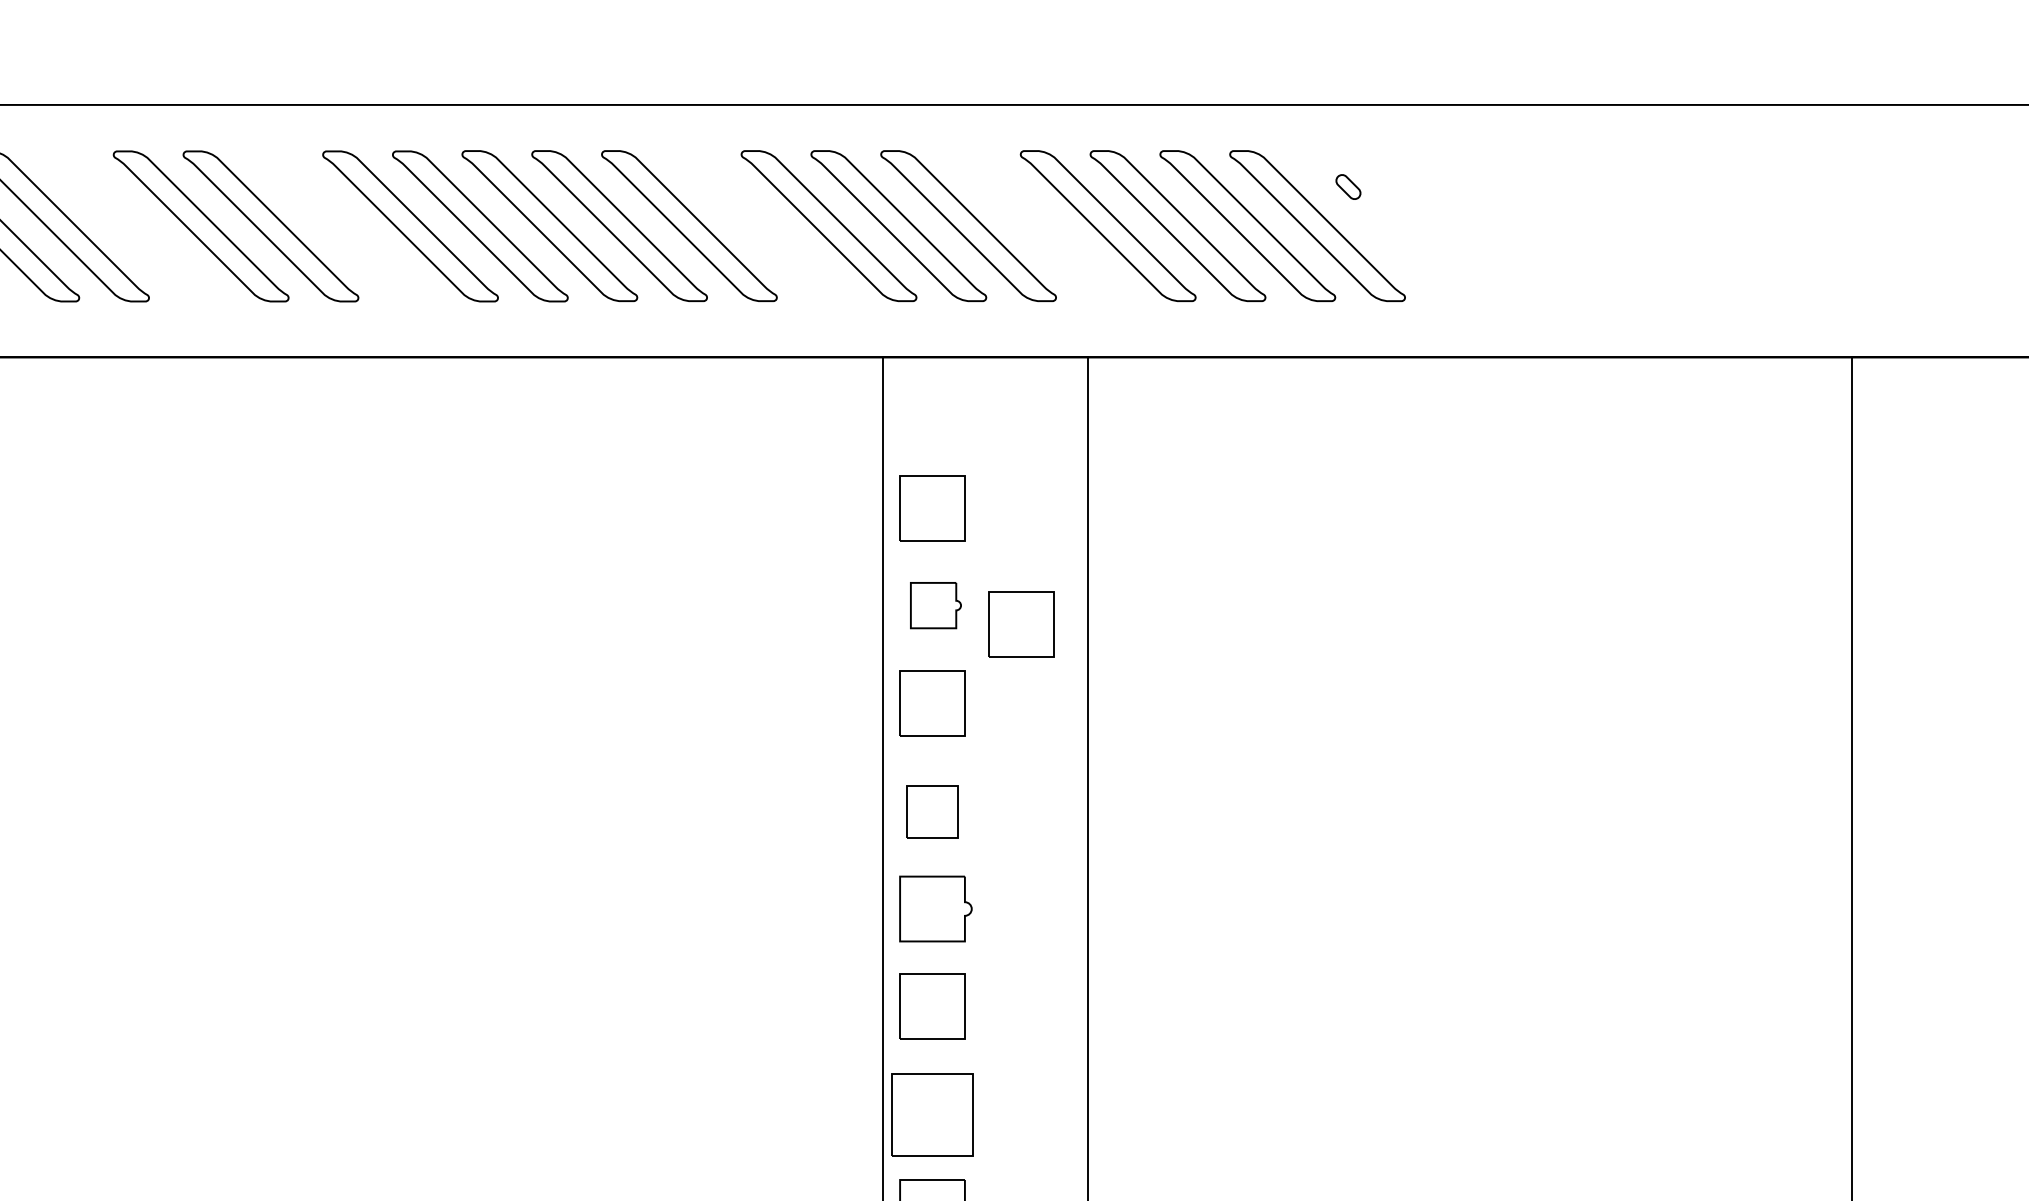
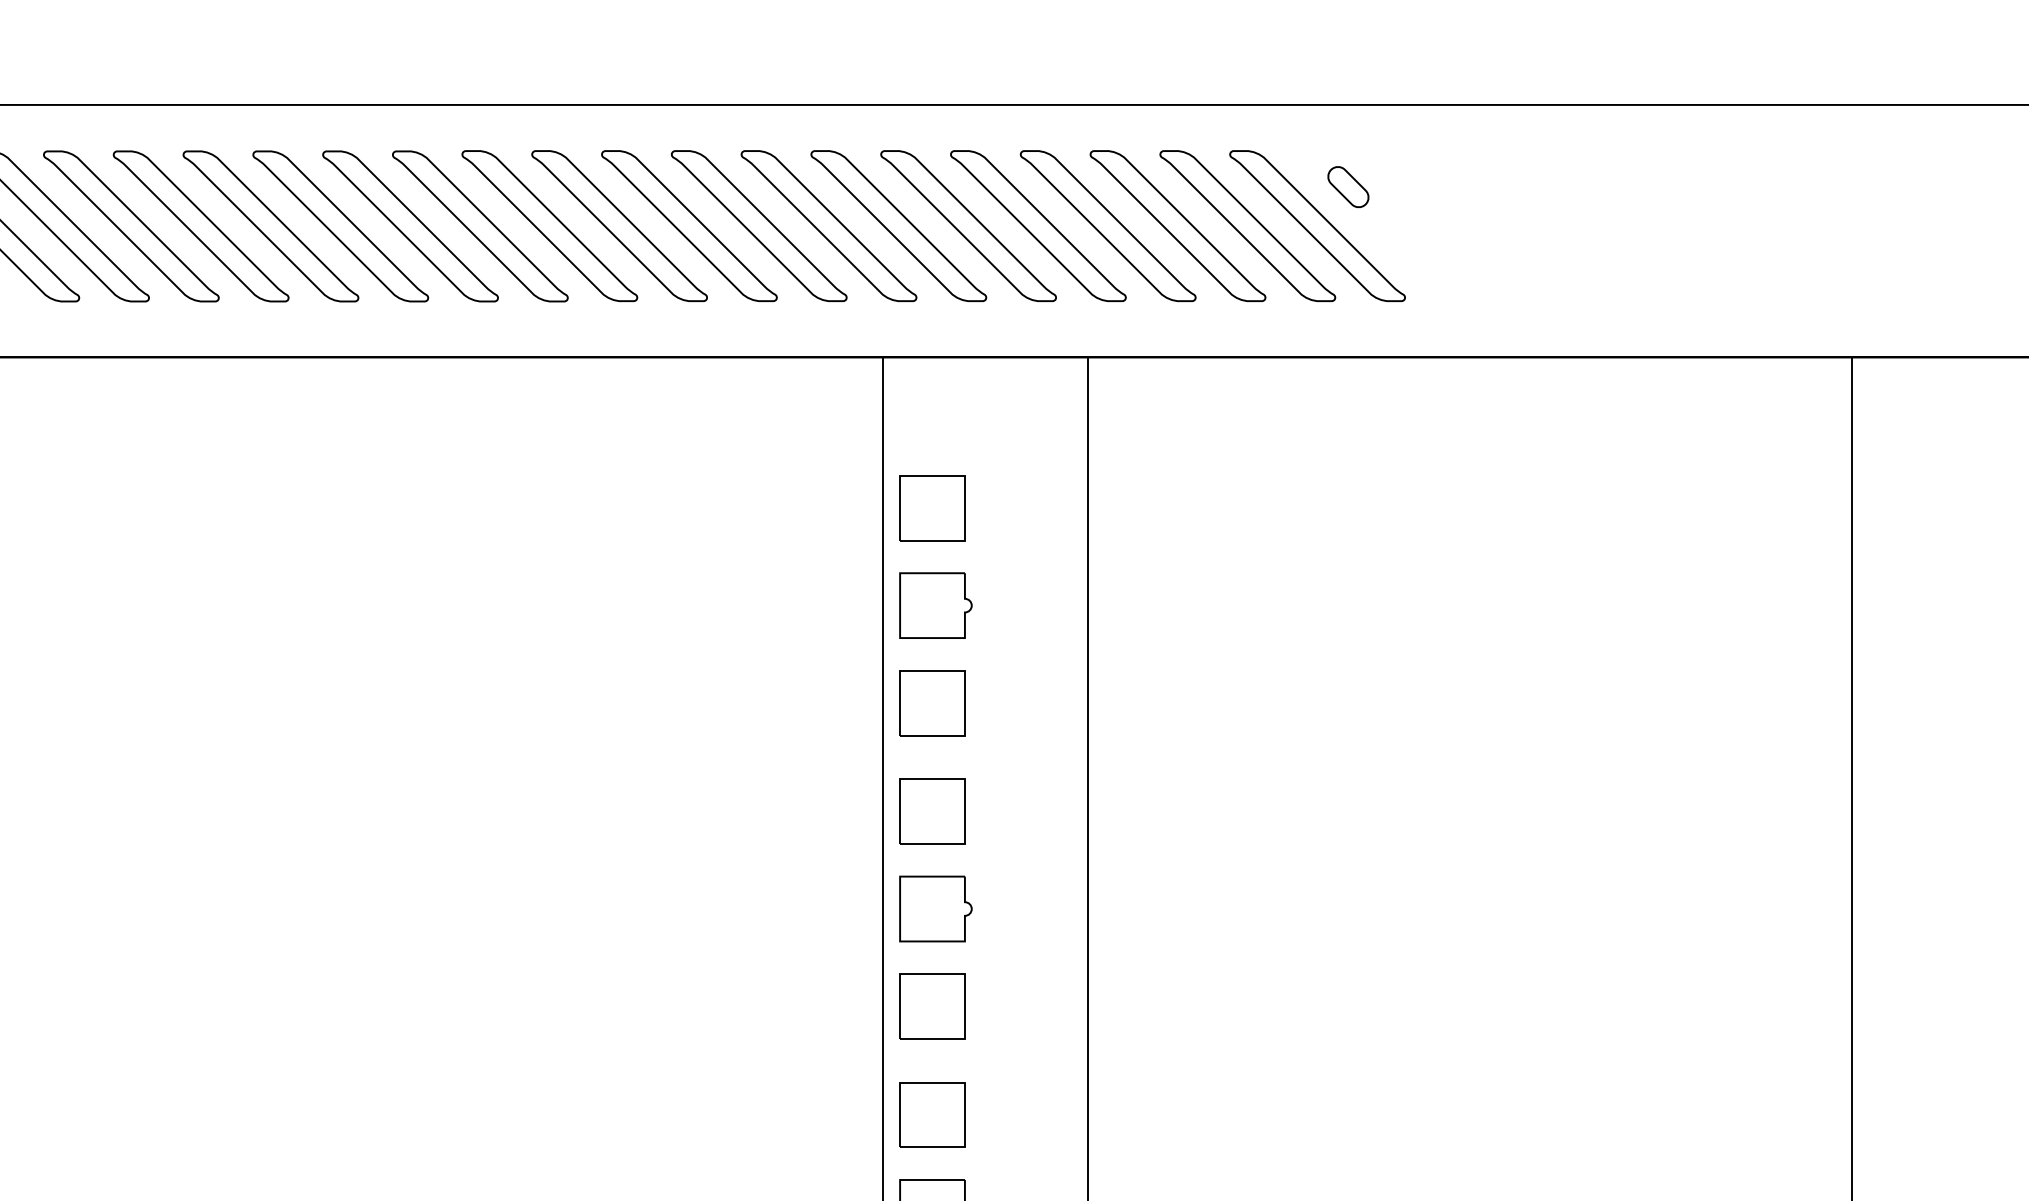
part size: 27x26 px -> 43x42 px (1348, 186)
part: none -> present (131, 226)
part: none -> present (340, 226)
part: none -> present (758, 226)
part: none -> present (1038, 226)
part size: 52x48 px -> 74x67 px (935, 605)
part: present -> none (1021, 624)
part size: 53x54 px -> 67x67 px (932, 811)
part size: 83x84 px -> 67x66 px (932, 1114)
